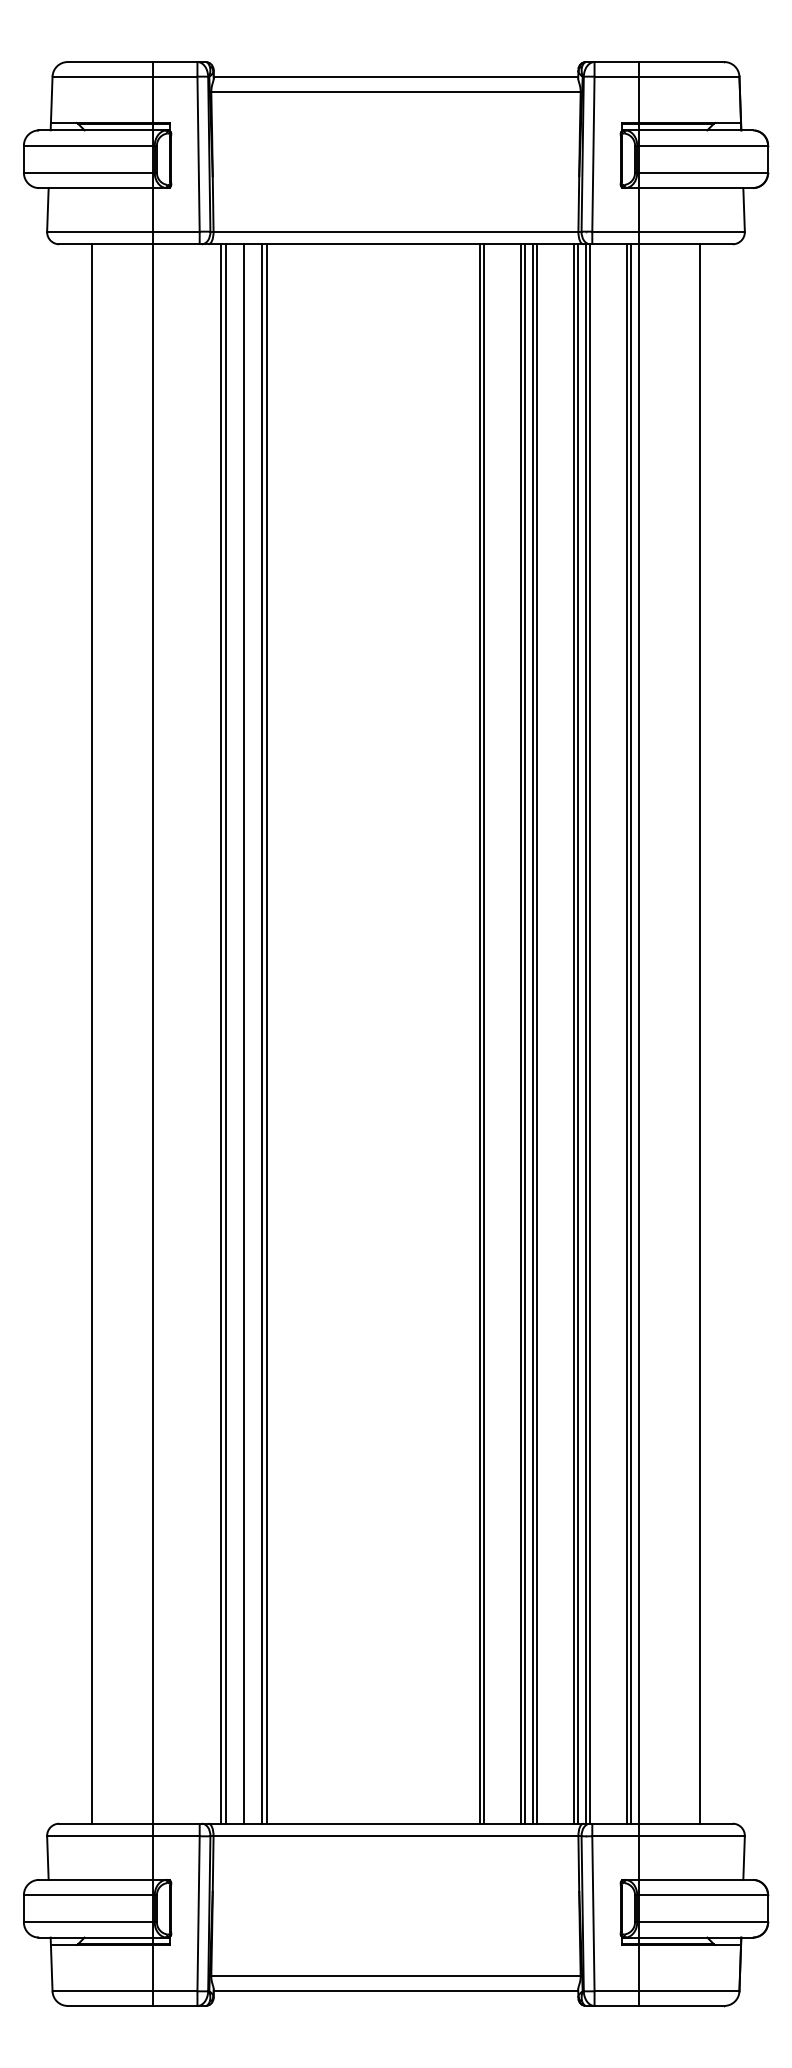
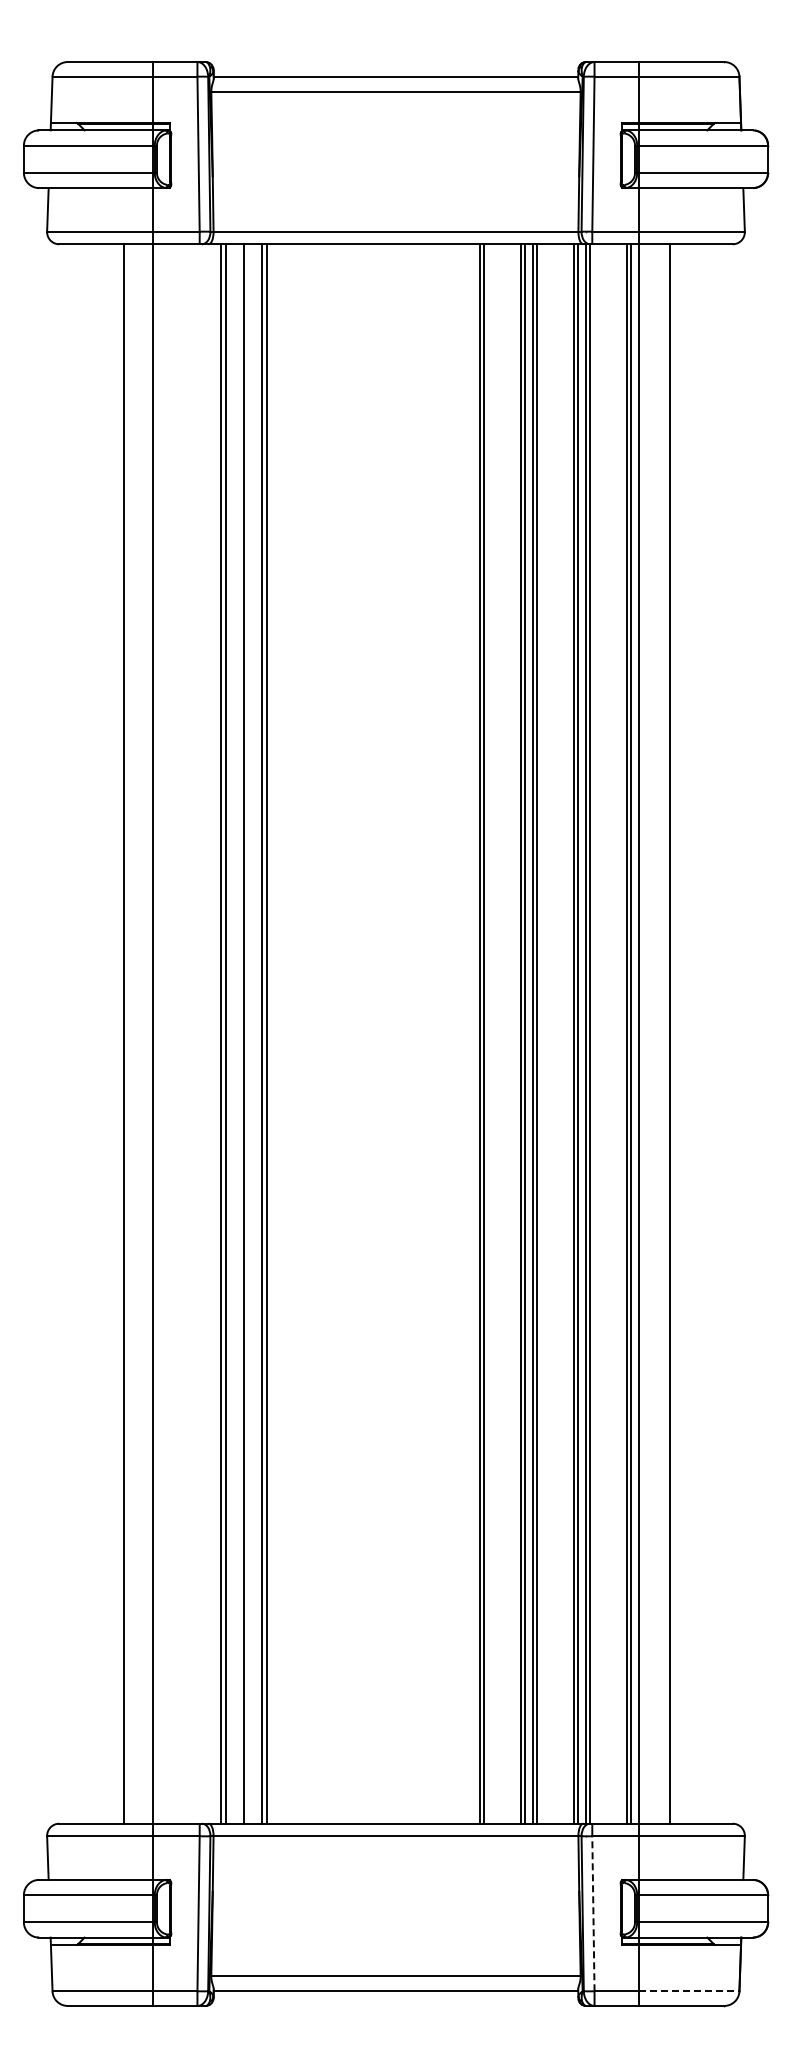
line position: (92, 1033) -> (124, 1033) (124, 1033)
line position: (699, 1033) -> (669, 1033) (669, 1033)
line: solid -> dashed (593, 1913)
line: solid -> dashed (689, 1991)
